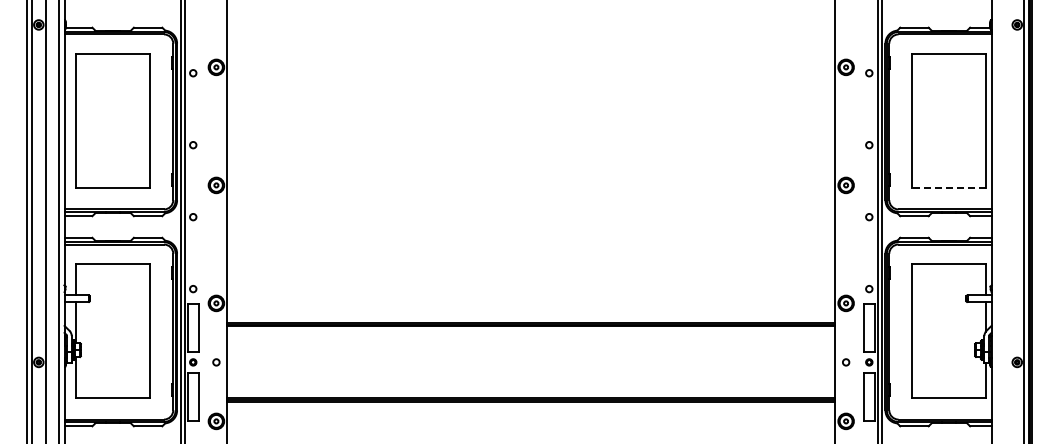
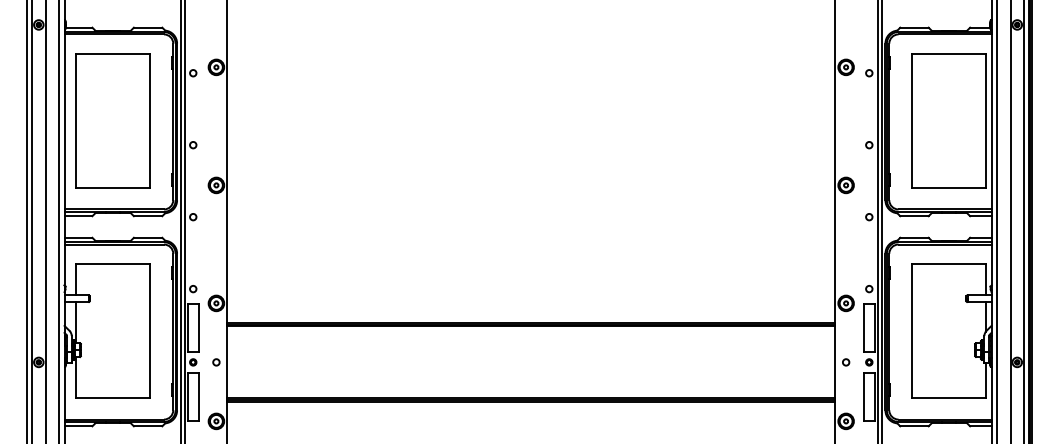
line: dashed -> solid (948, 188)
line: none -> present (996, 221)
line: none -> present (1010, 221)
